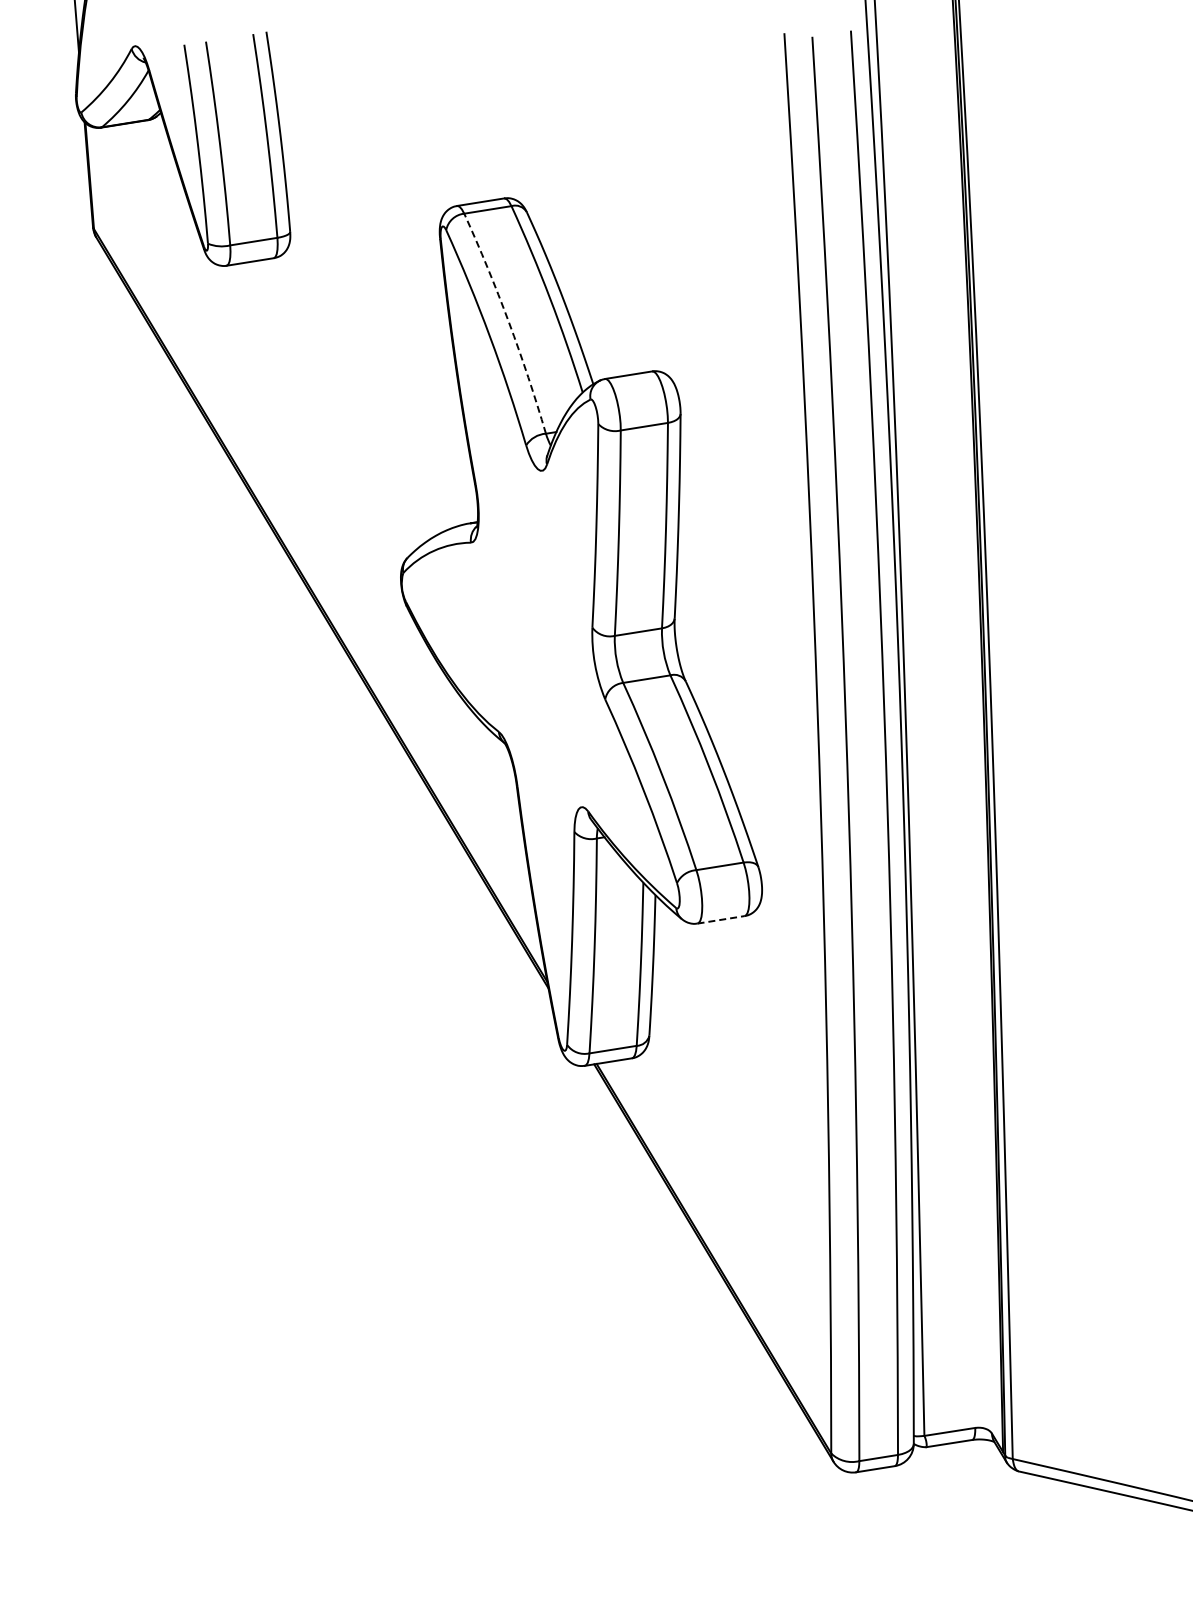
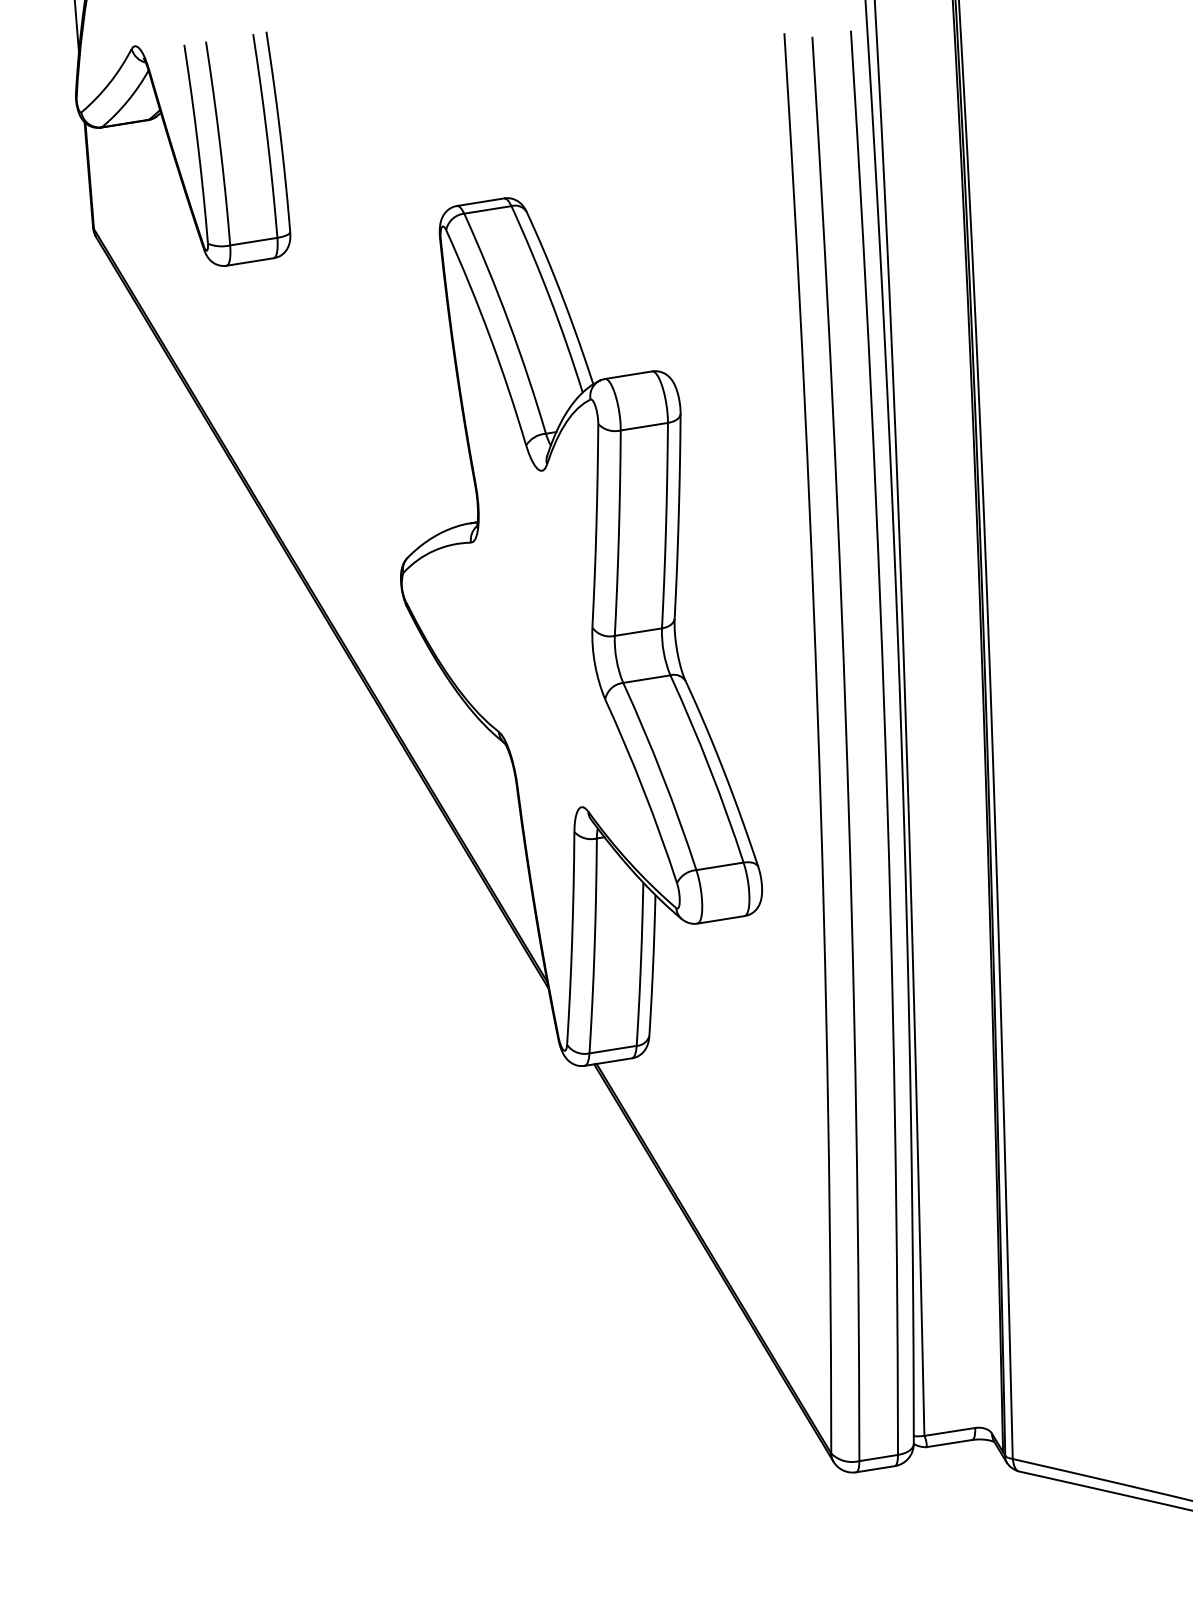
arc: dashed -> solid (508, 322)
line: dashed -> solid (721, 919)
